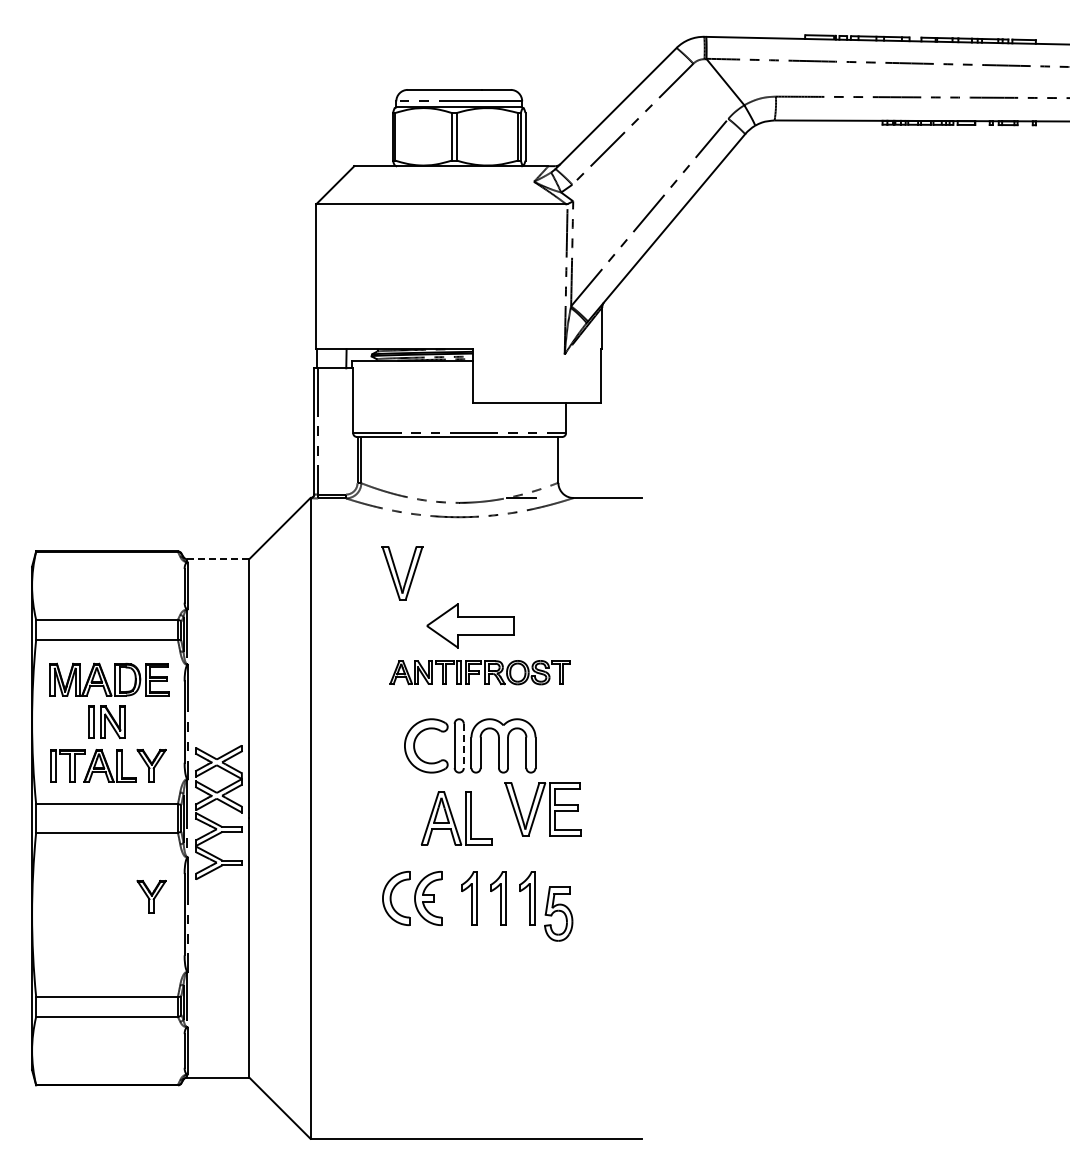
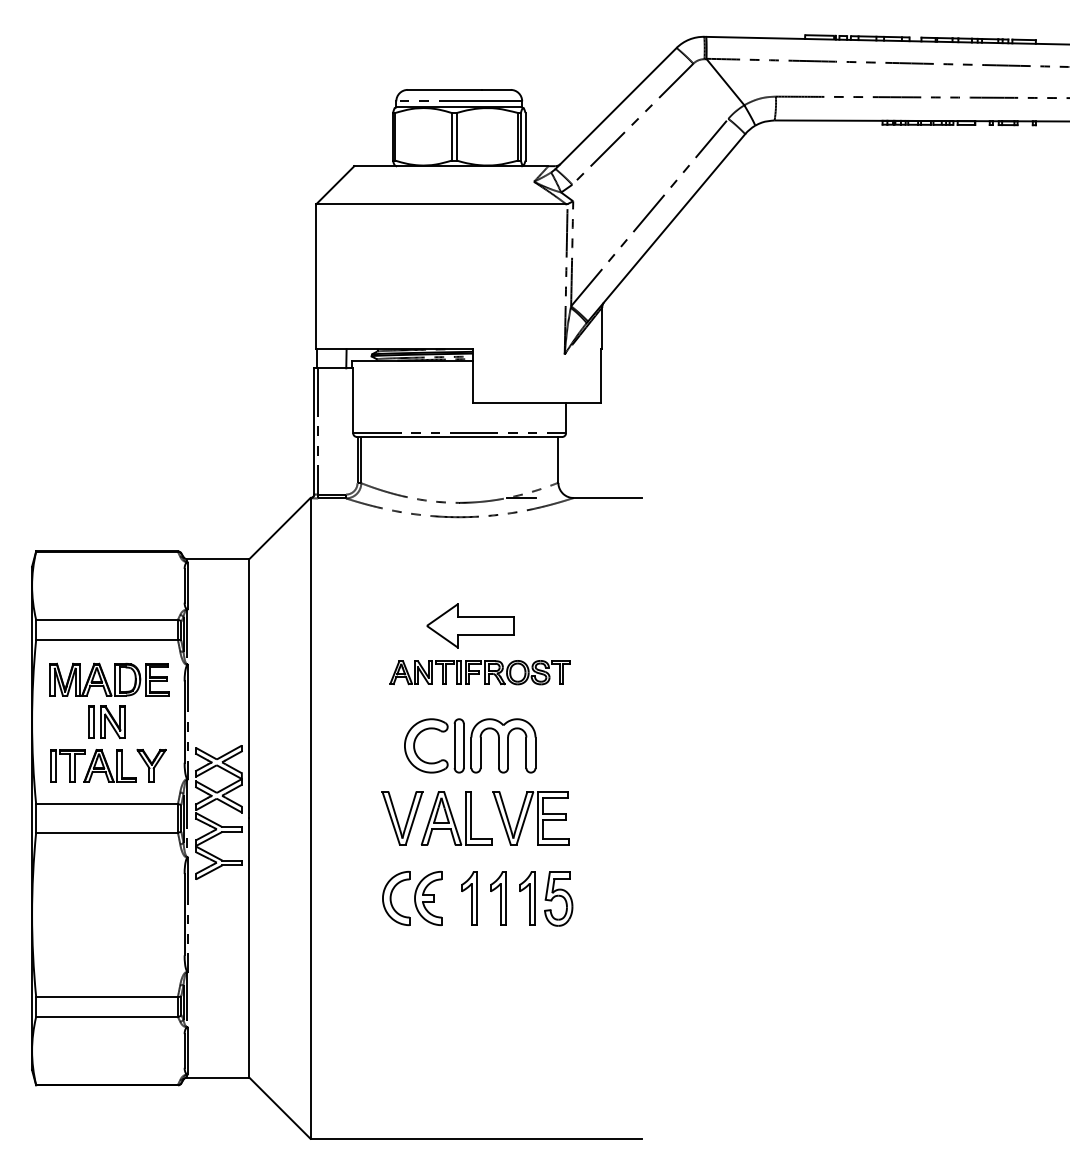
line: dashed -> solid (217, 559)
part position: (402, 573) -> (402, 818) (402, 818)
line: dashed -> solid (463, 746)
part position: (542, 809) -> (530, 818) (530, 818)
part: present -> none (151, 896)
part position: (558, 913) -> (558, 898) (558, 898)
